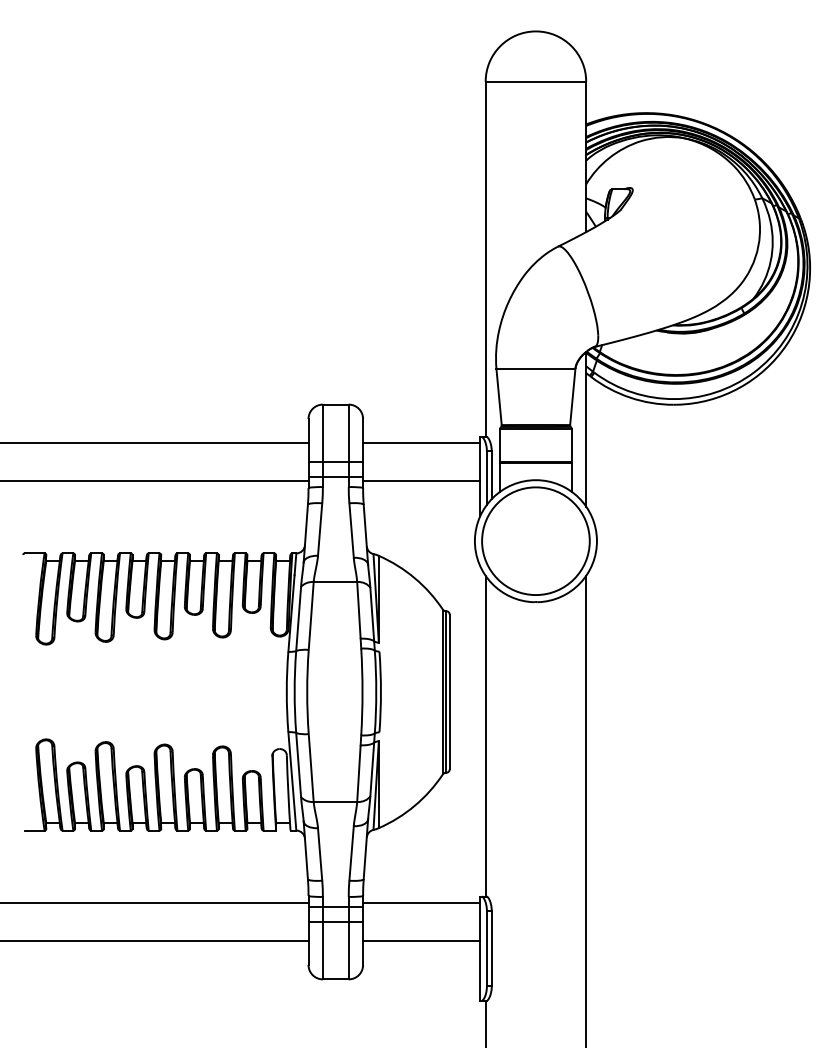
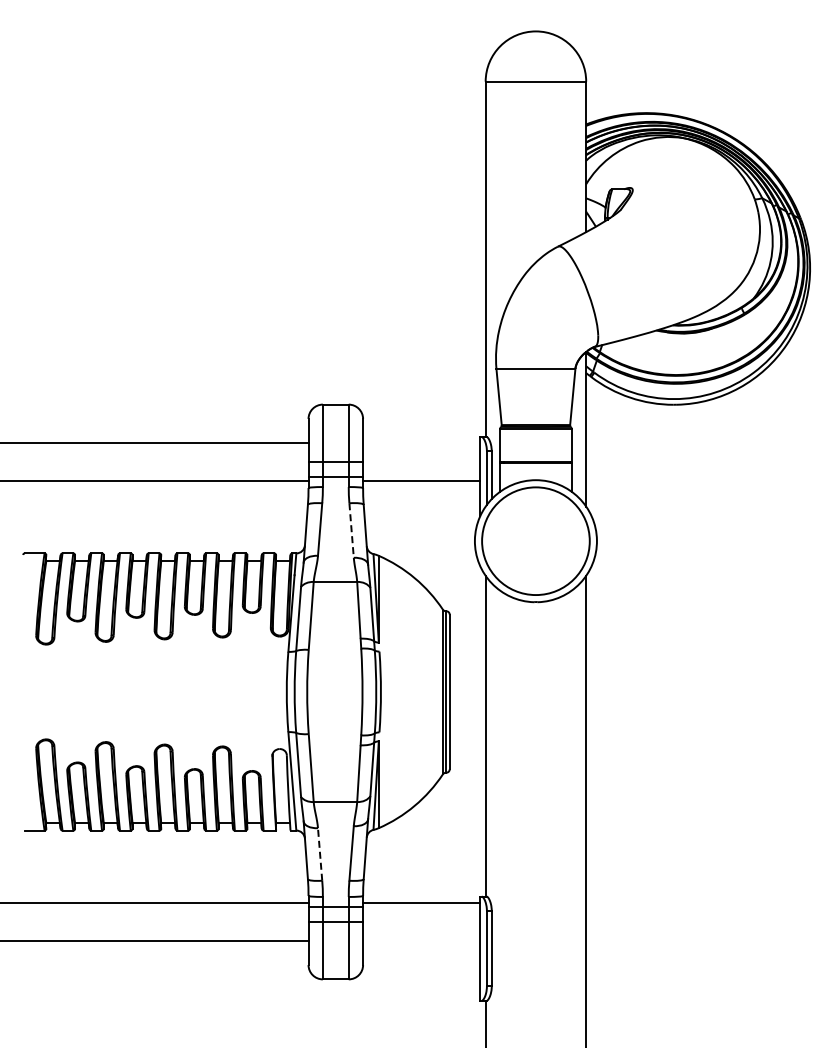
line: present -> none (421, 443)
line: solid -> dashed (351, 531)
line: solid -> dashed (320, 853)
line: present -> none (421, 940)
